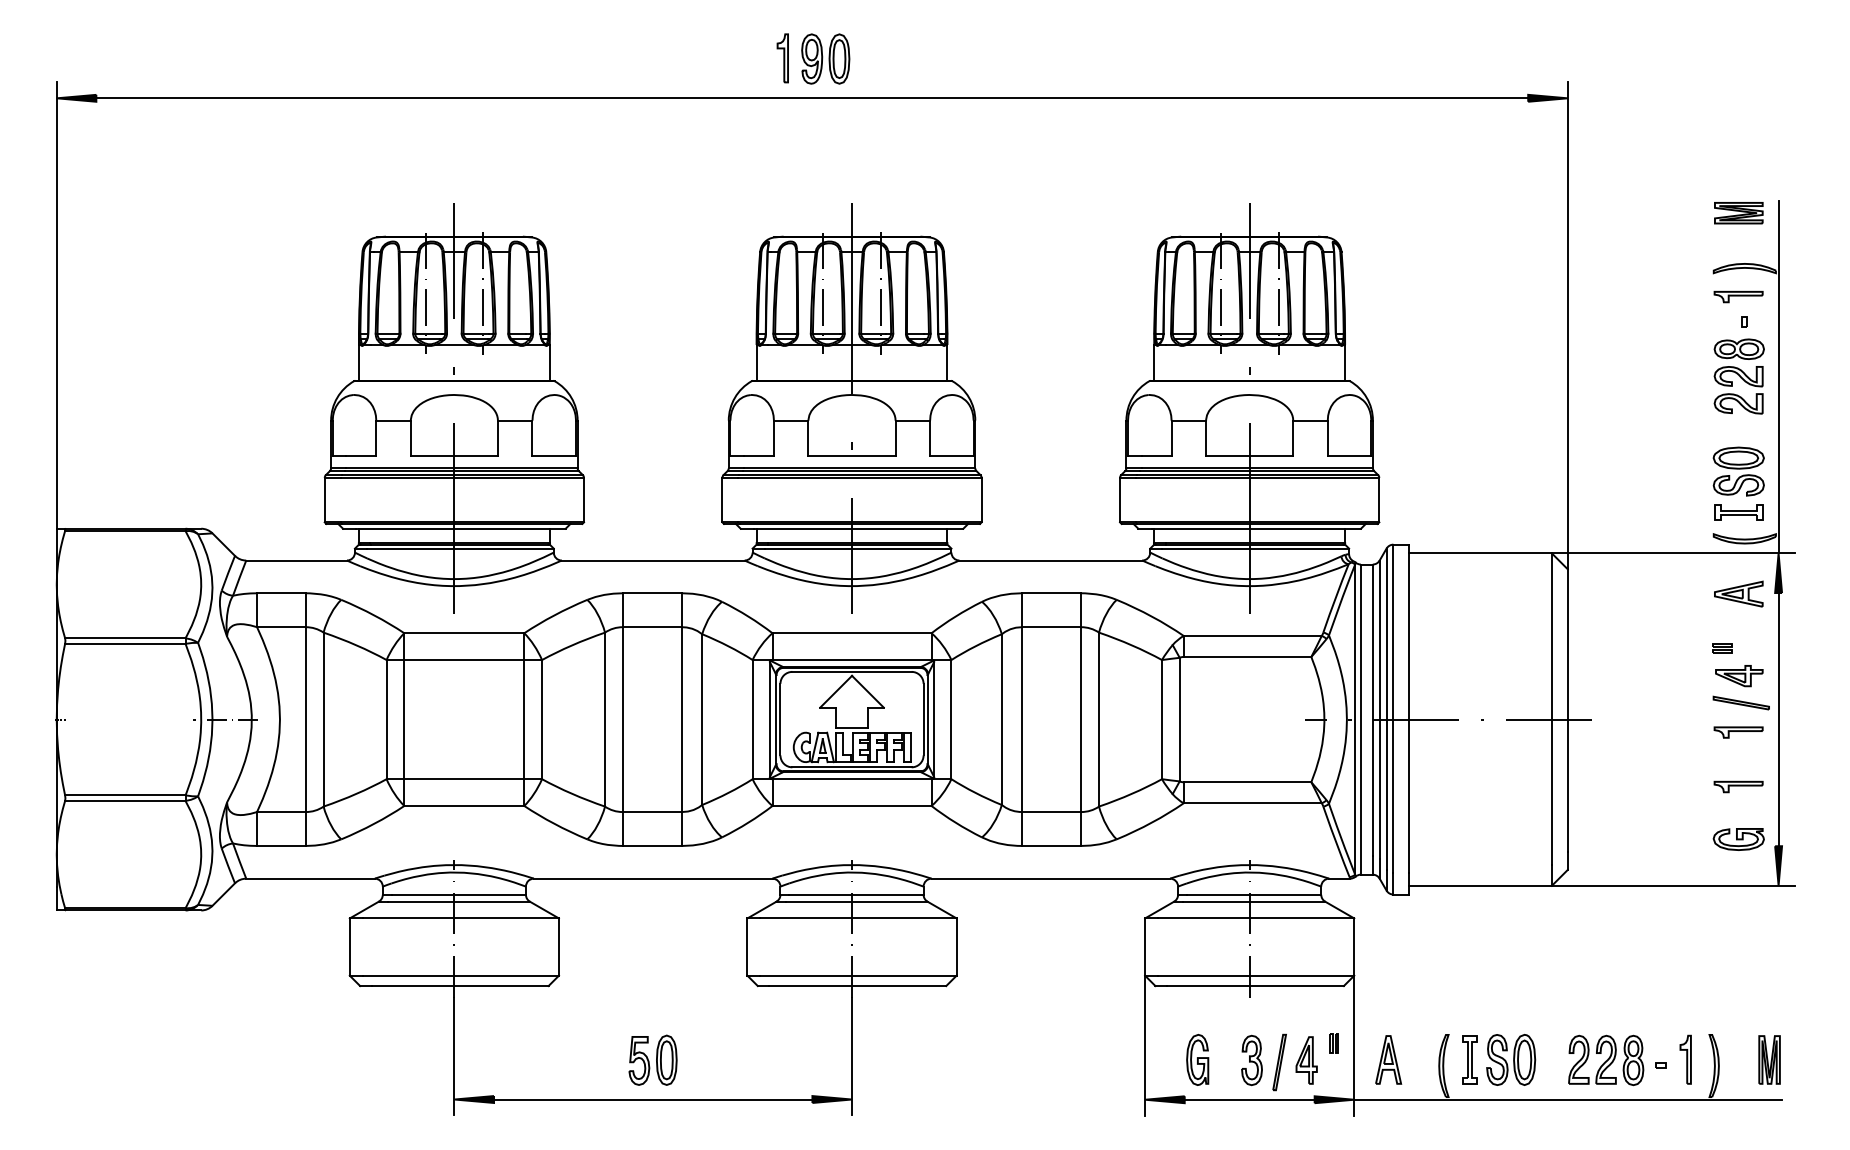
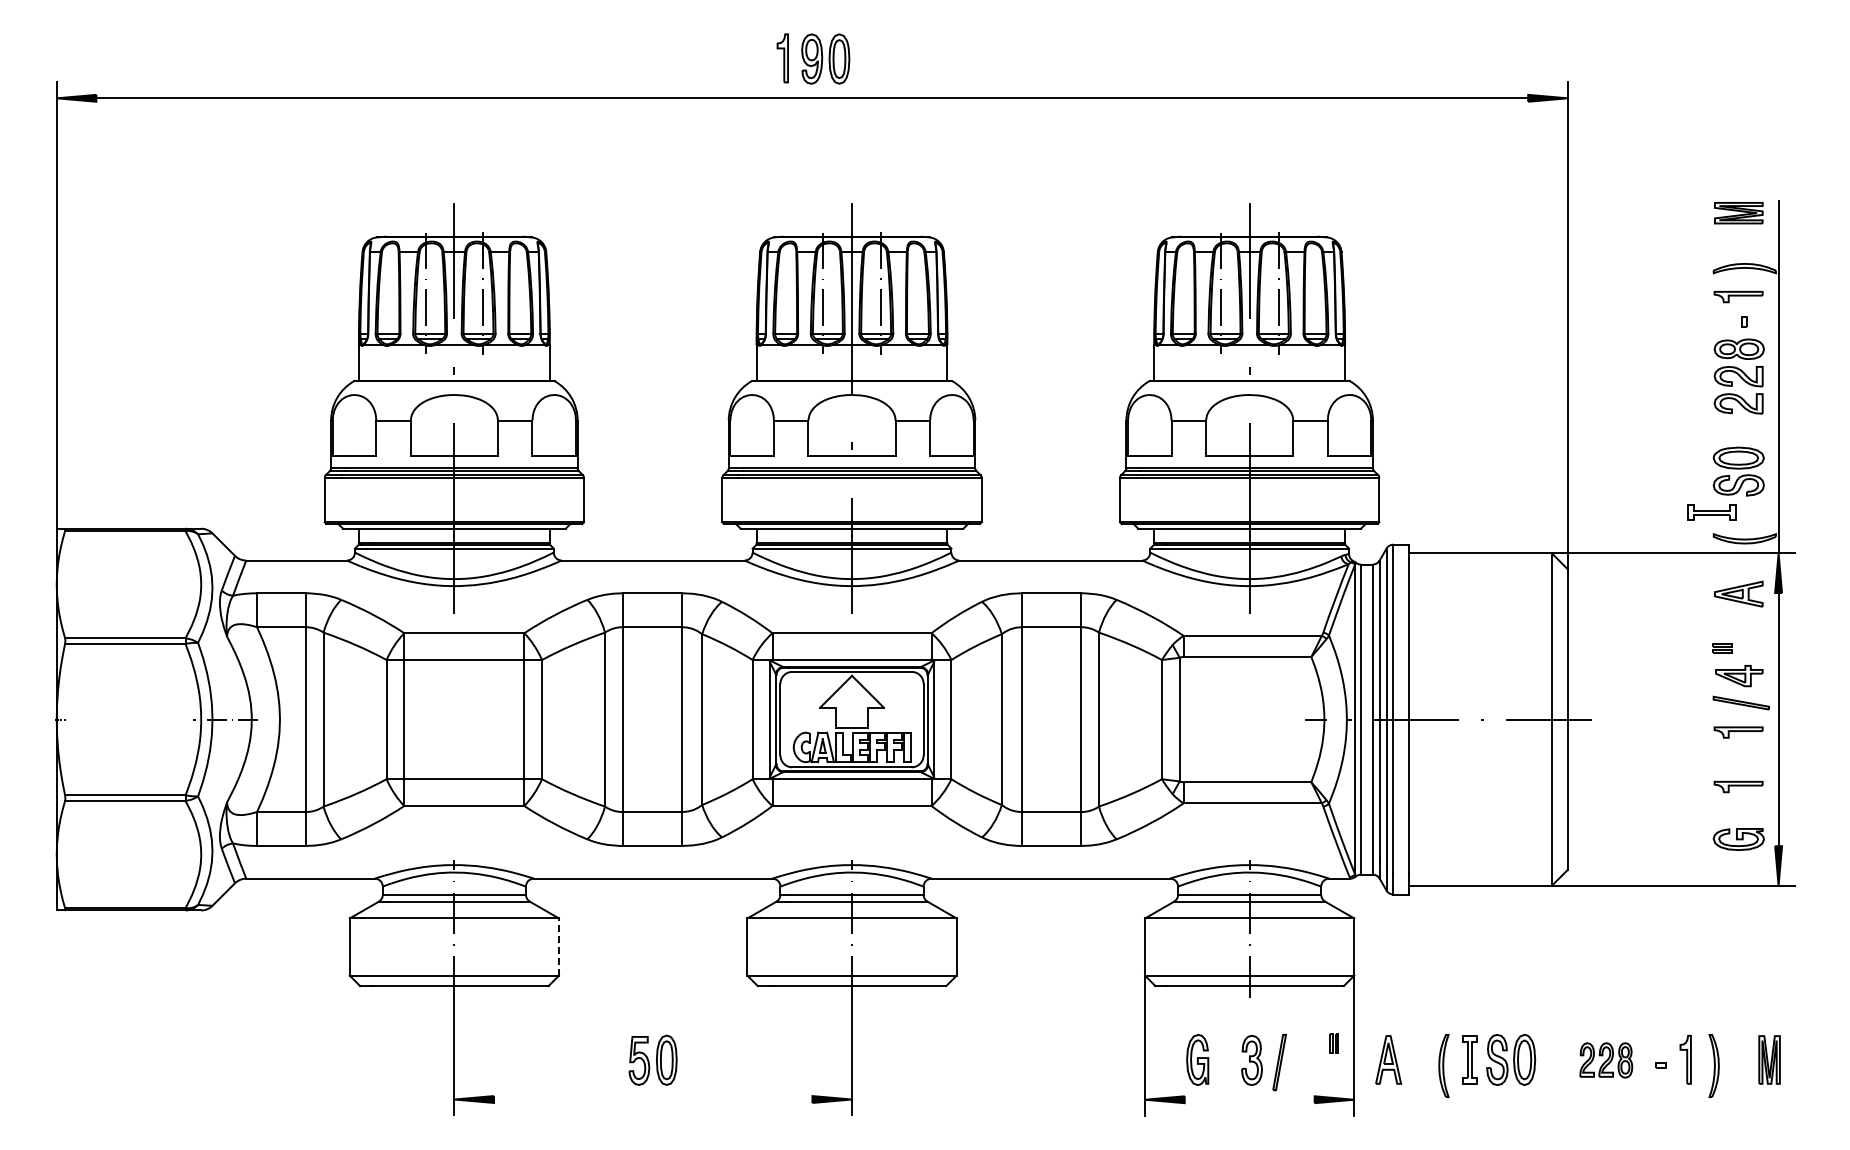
part position: (1738, 512) -> (1711, 512) (1711, 512)
line: solid -> dashed (558, 947)
part: present -> none (1306, 1060)
part size: 77x53 px -> 55x37 px (1606, 1060)
line: present -> none (653, 1099)
line: present -> none (1249, 1099)
line: present -> none (1568, 1099)
